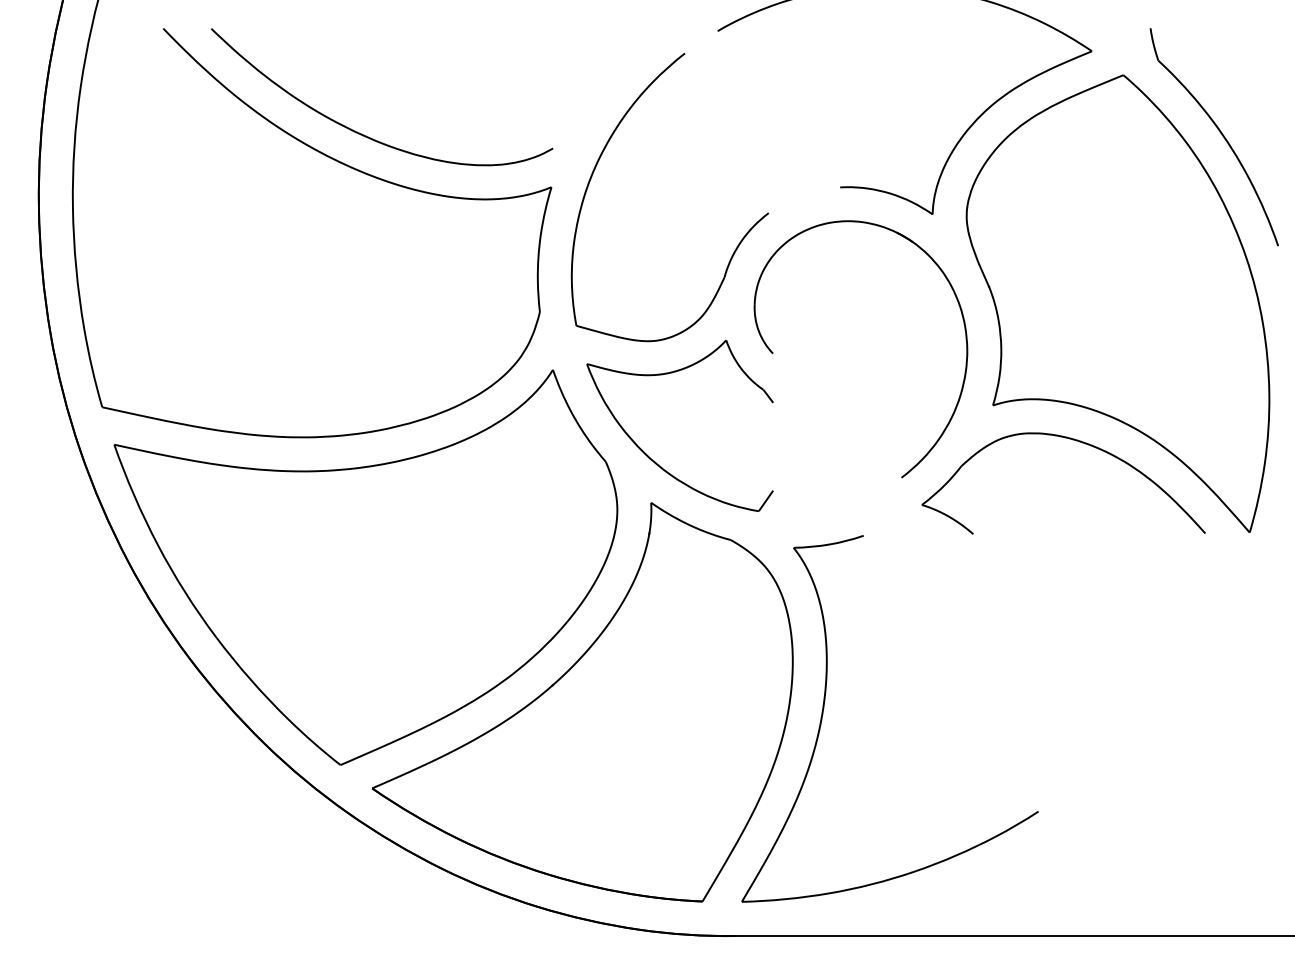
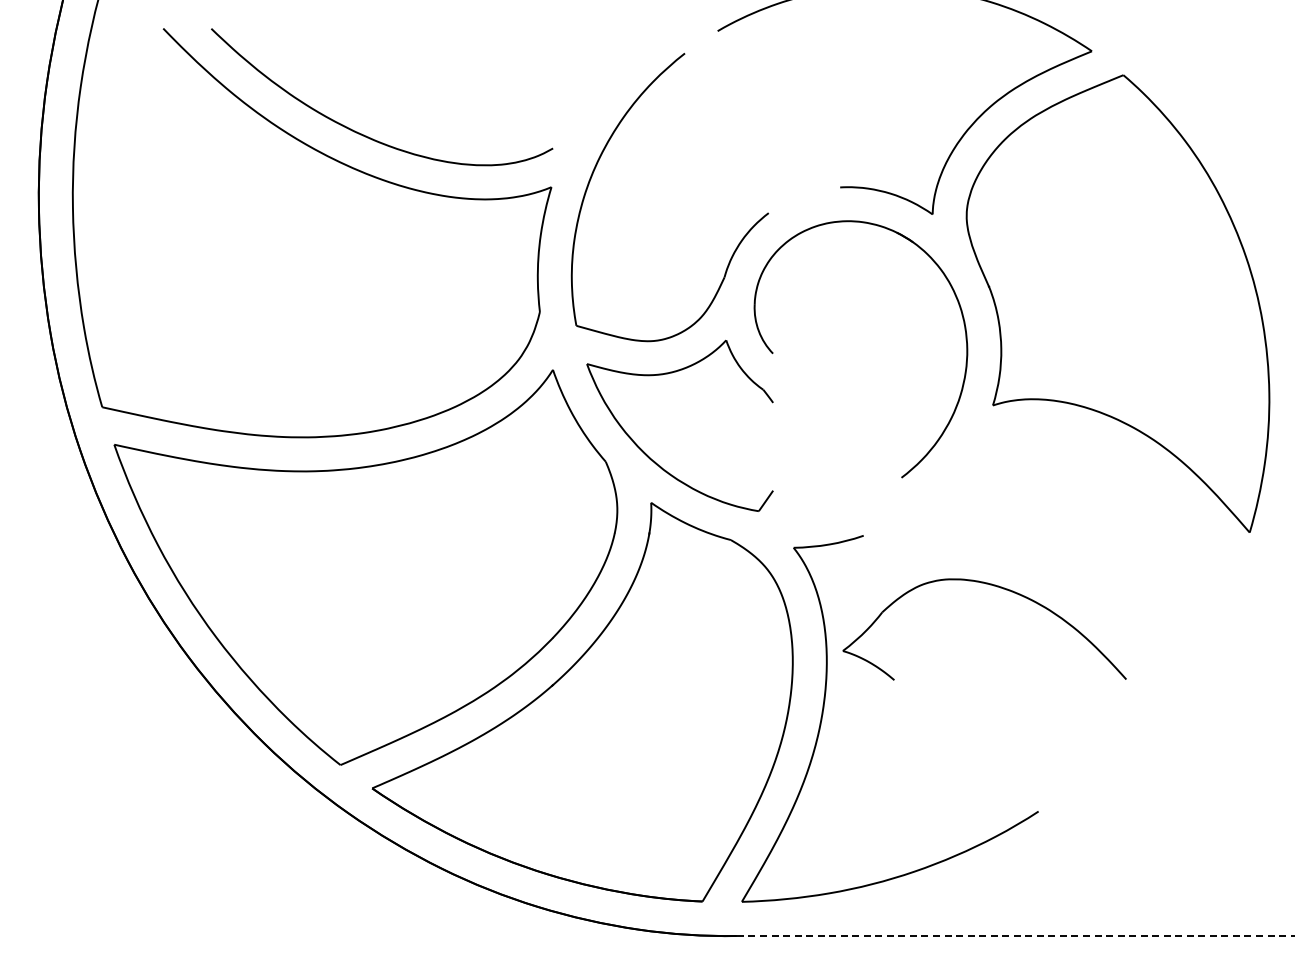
part: present -> none (1219, 132)
part position: (1072, 440) -> (993, 586) (993, 586)
line: solid -> dashed (1015, 936)
